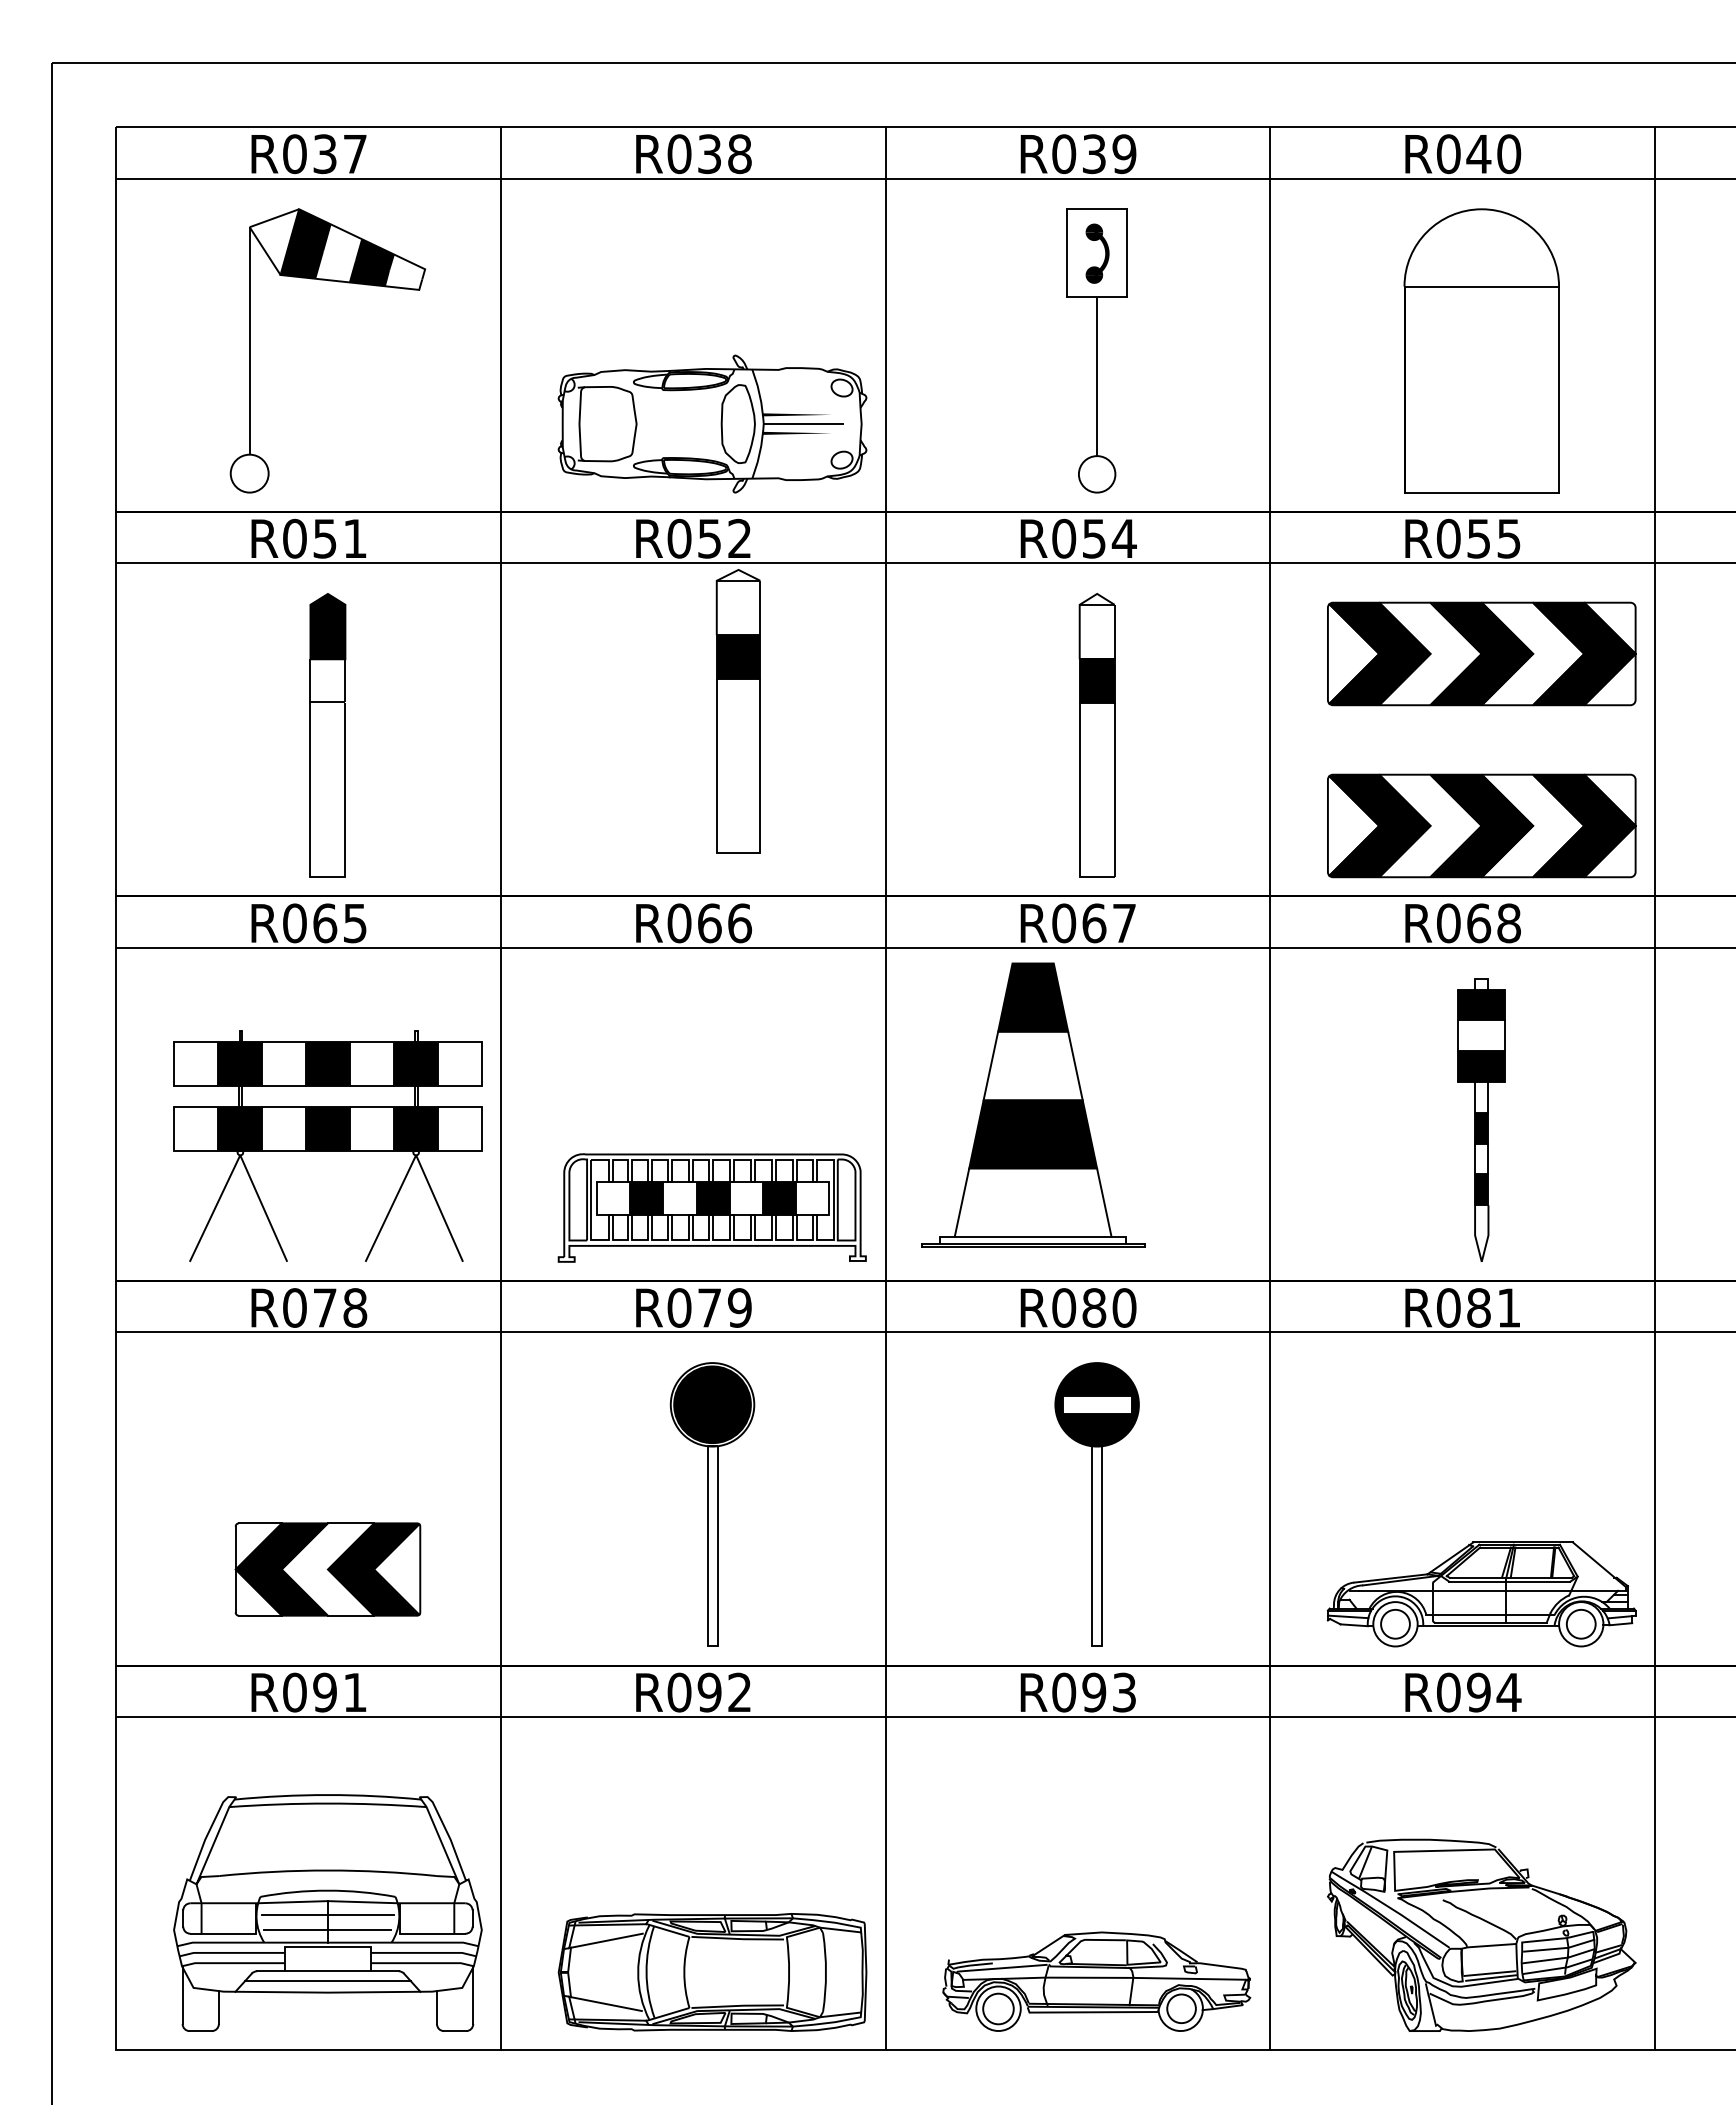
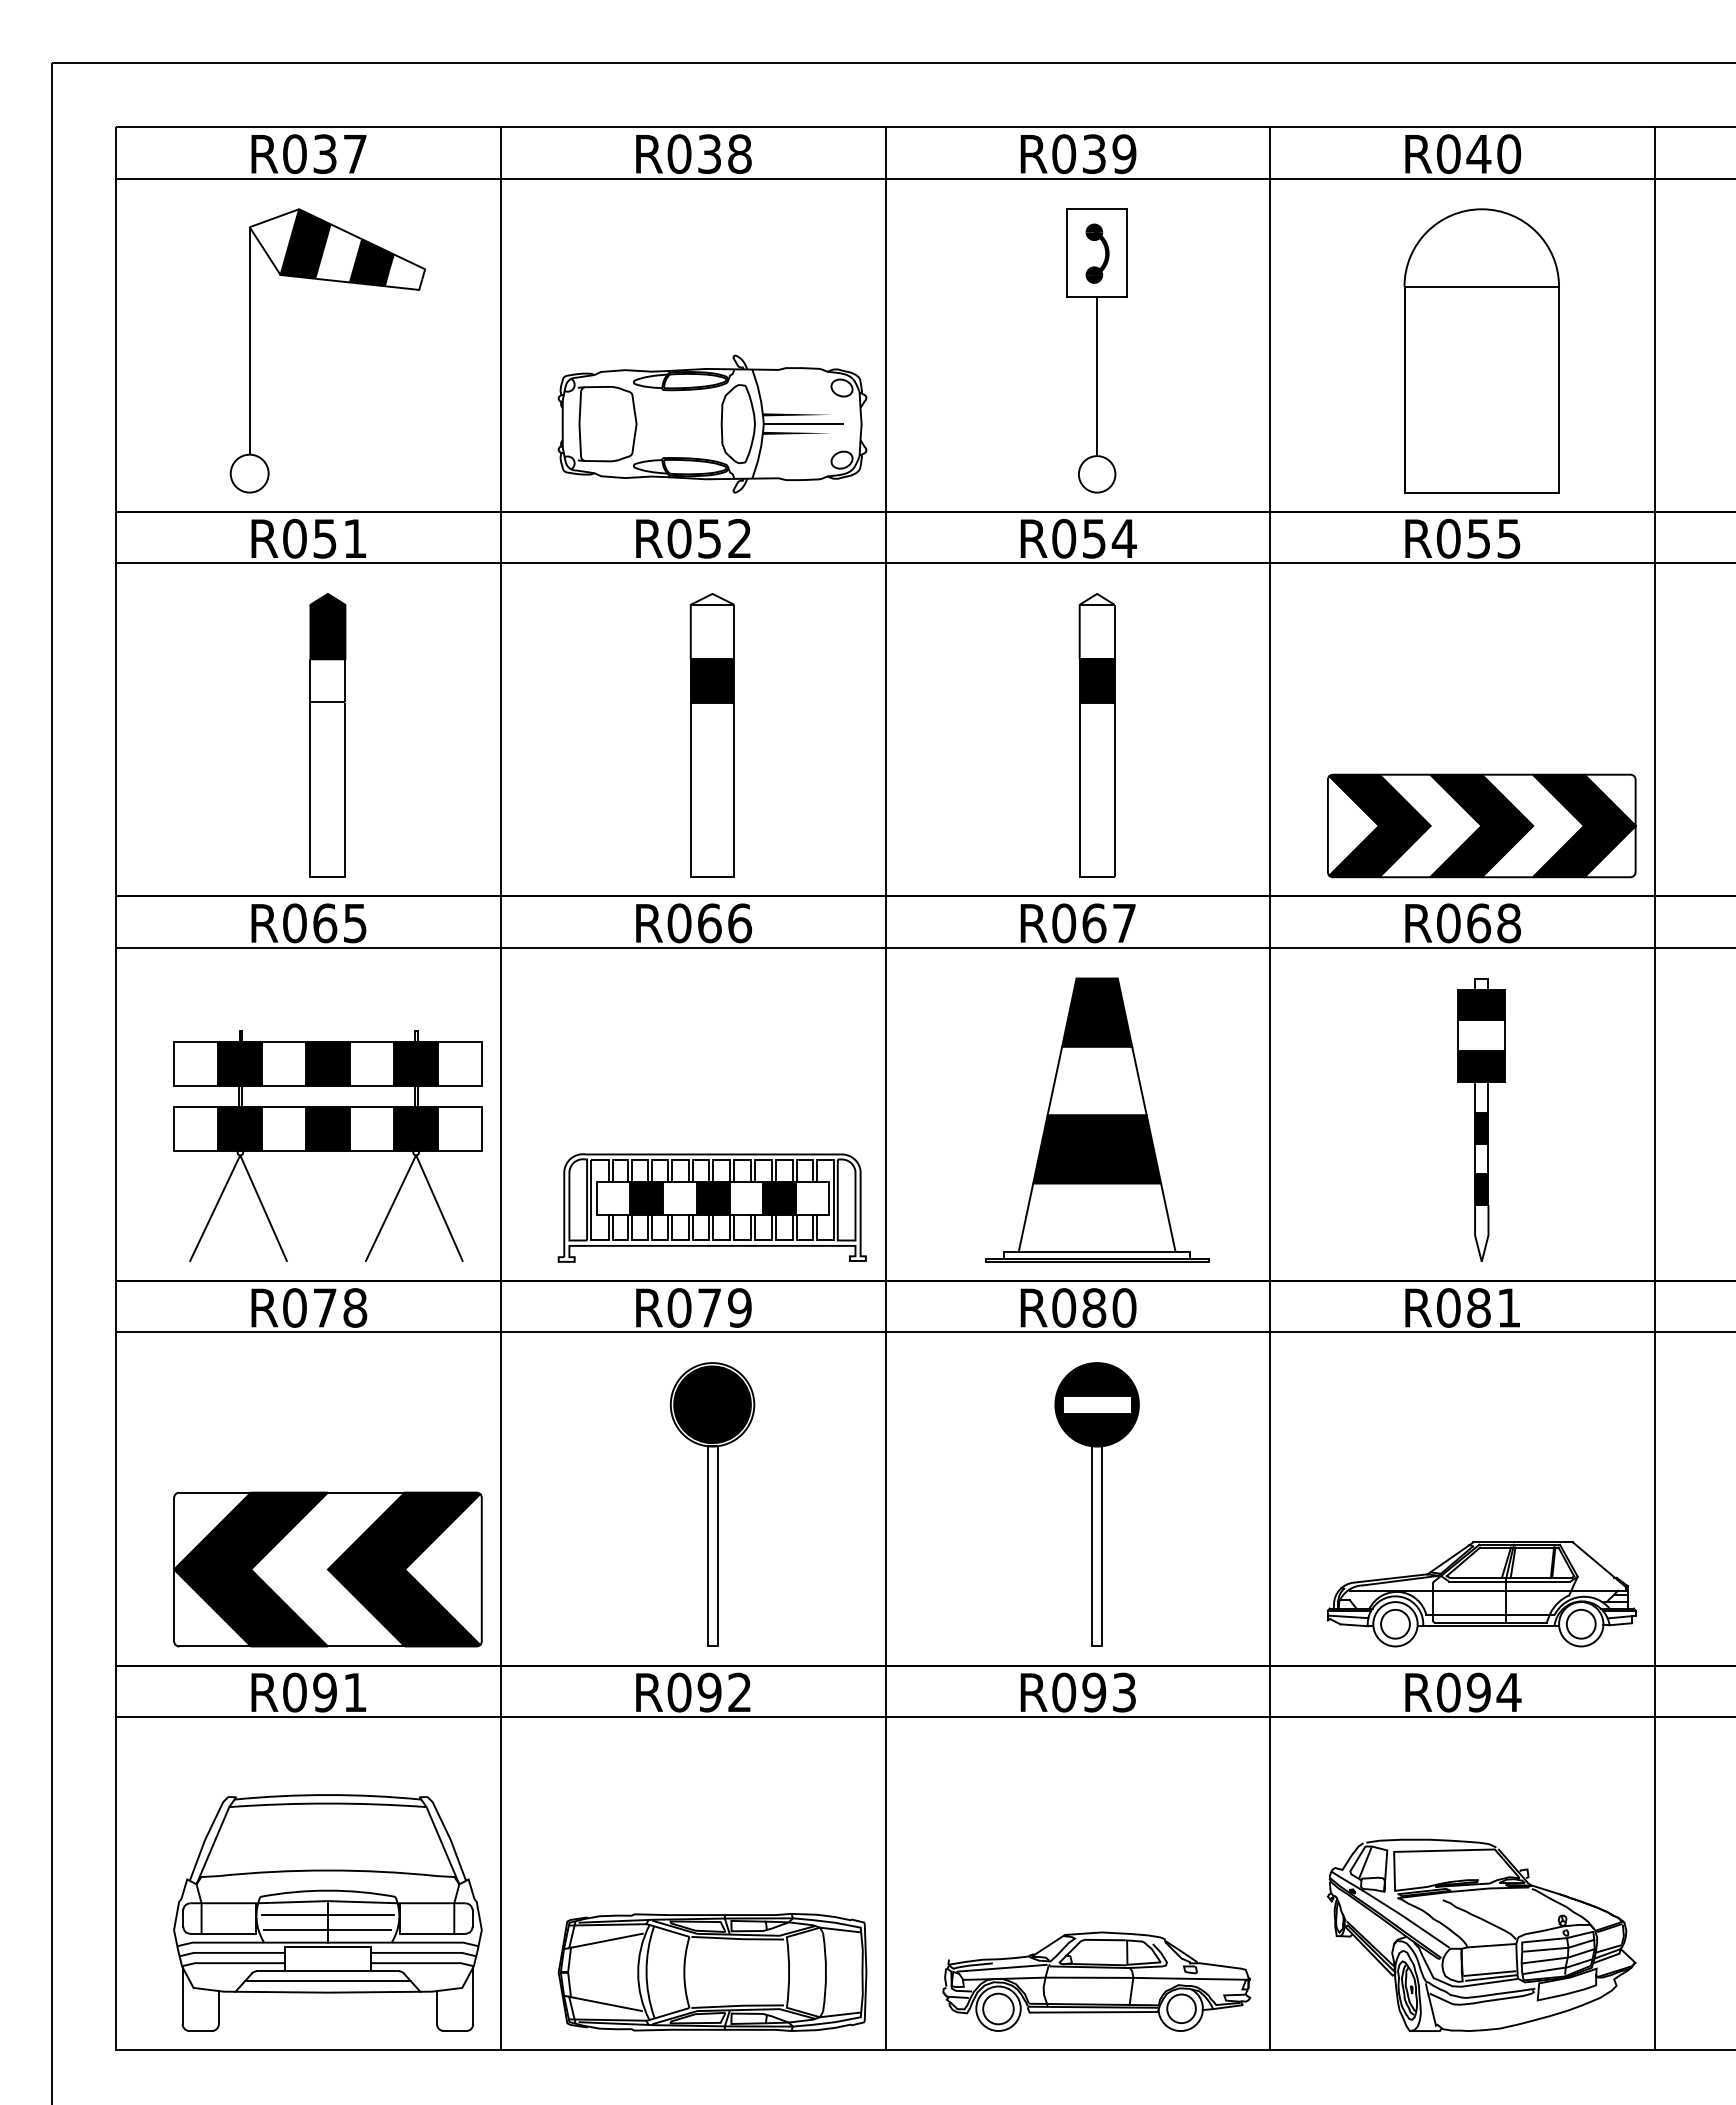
part: present -> none (1481, 653)
part position: (737, 711) -> (711, 735) (711, 735)
part position: (1033, 1104) -> (1097, 1119) (1097, 1119)
part size: 188x95 px -> 310x157 px (327, 1569)
